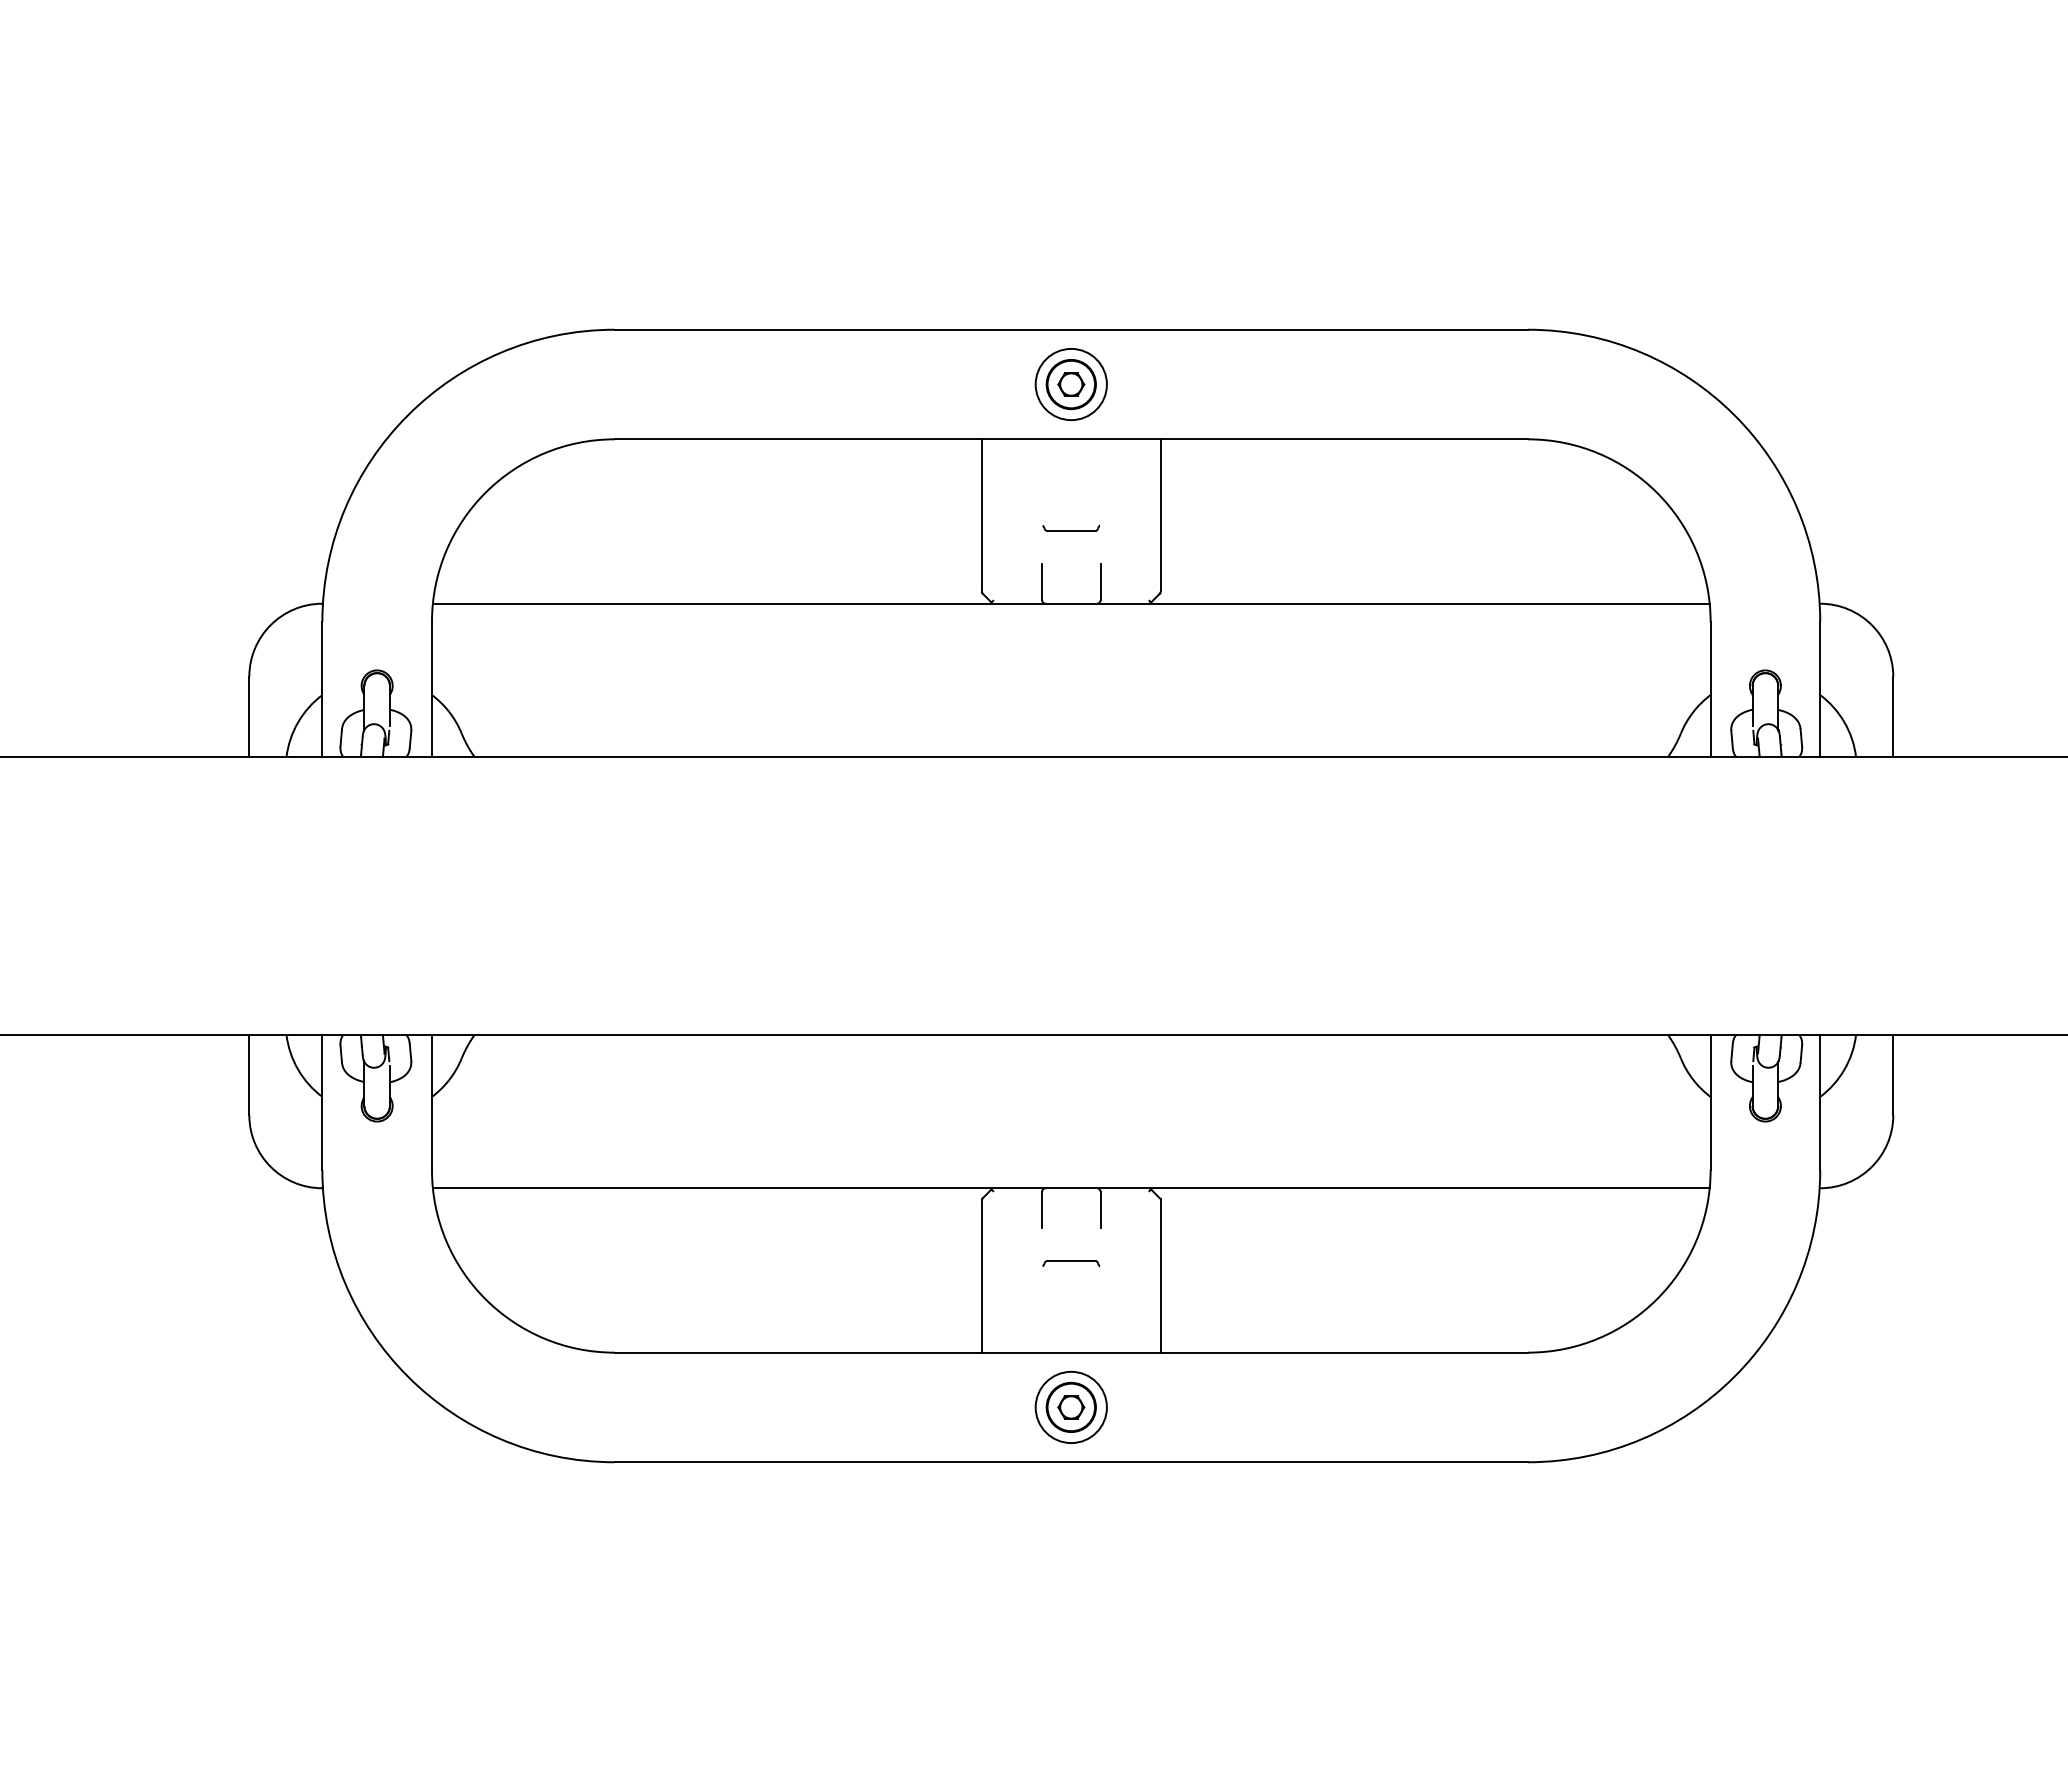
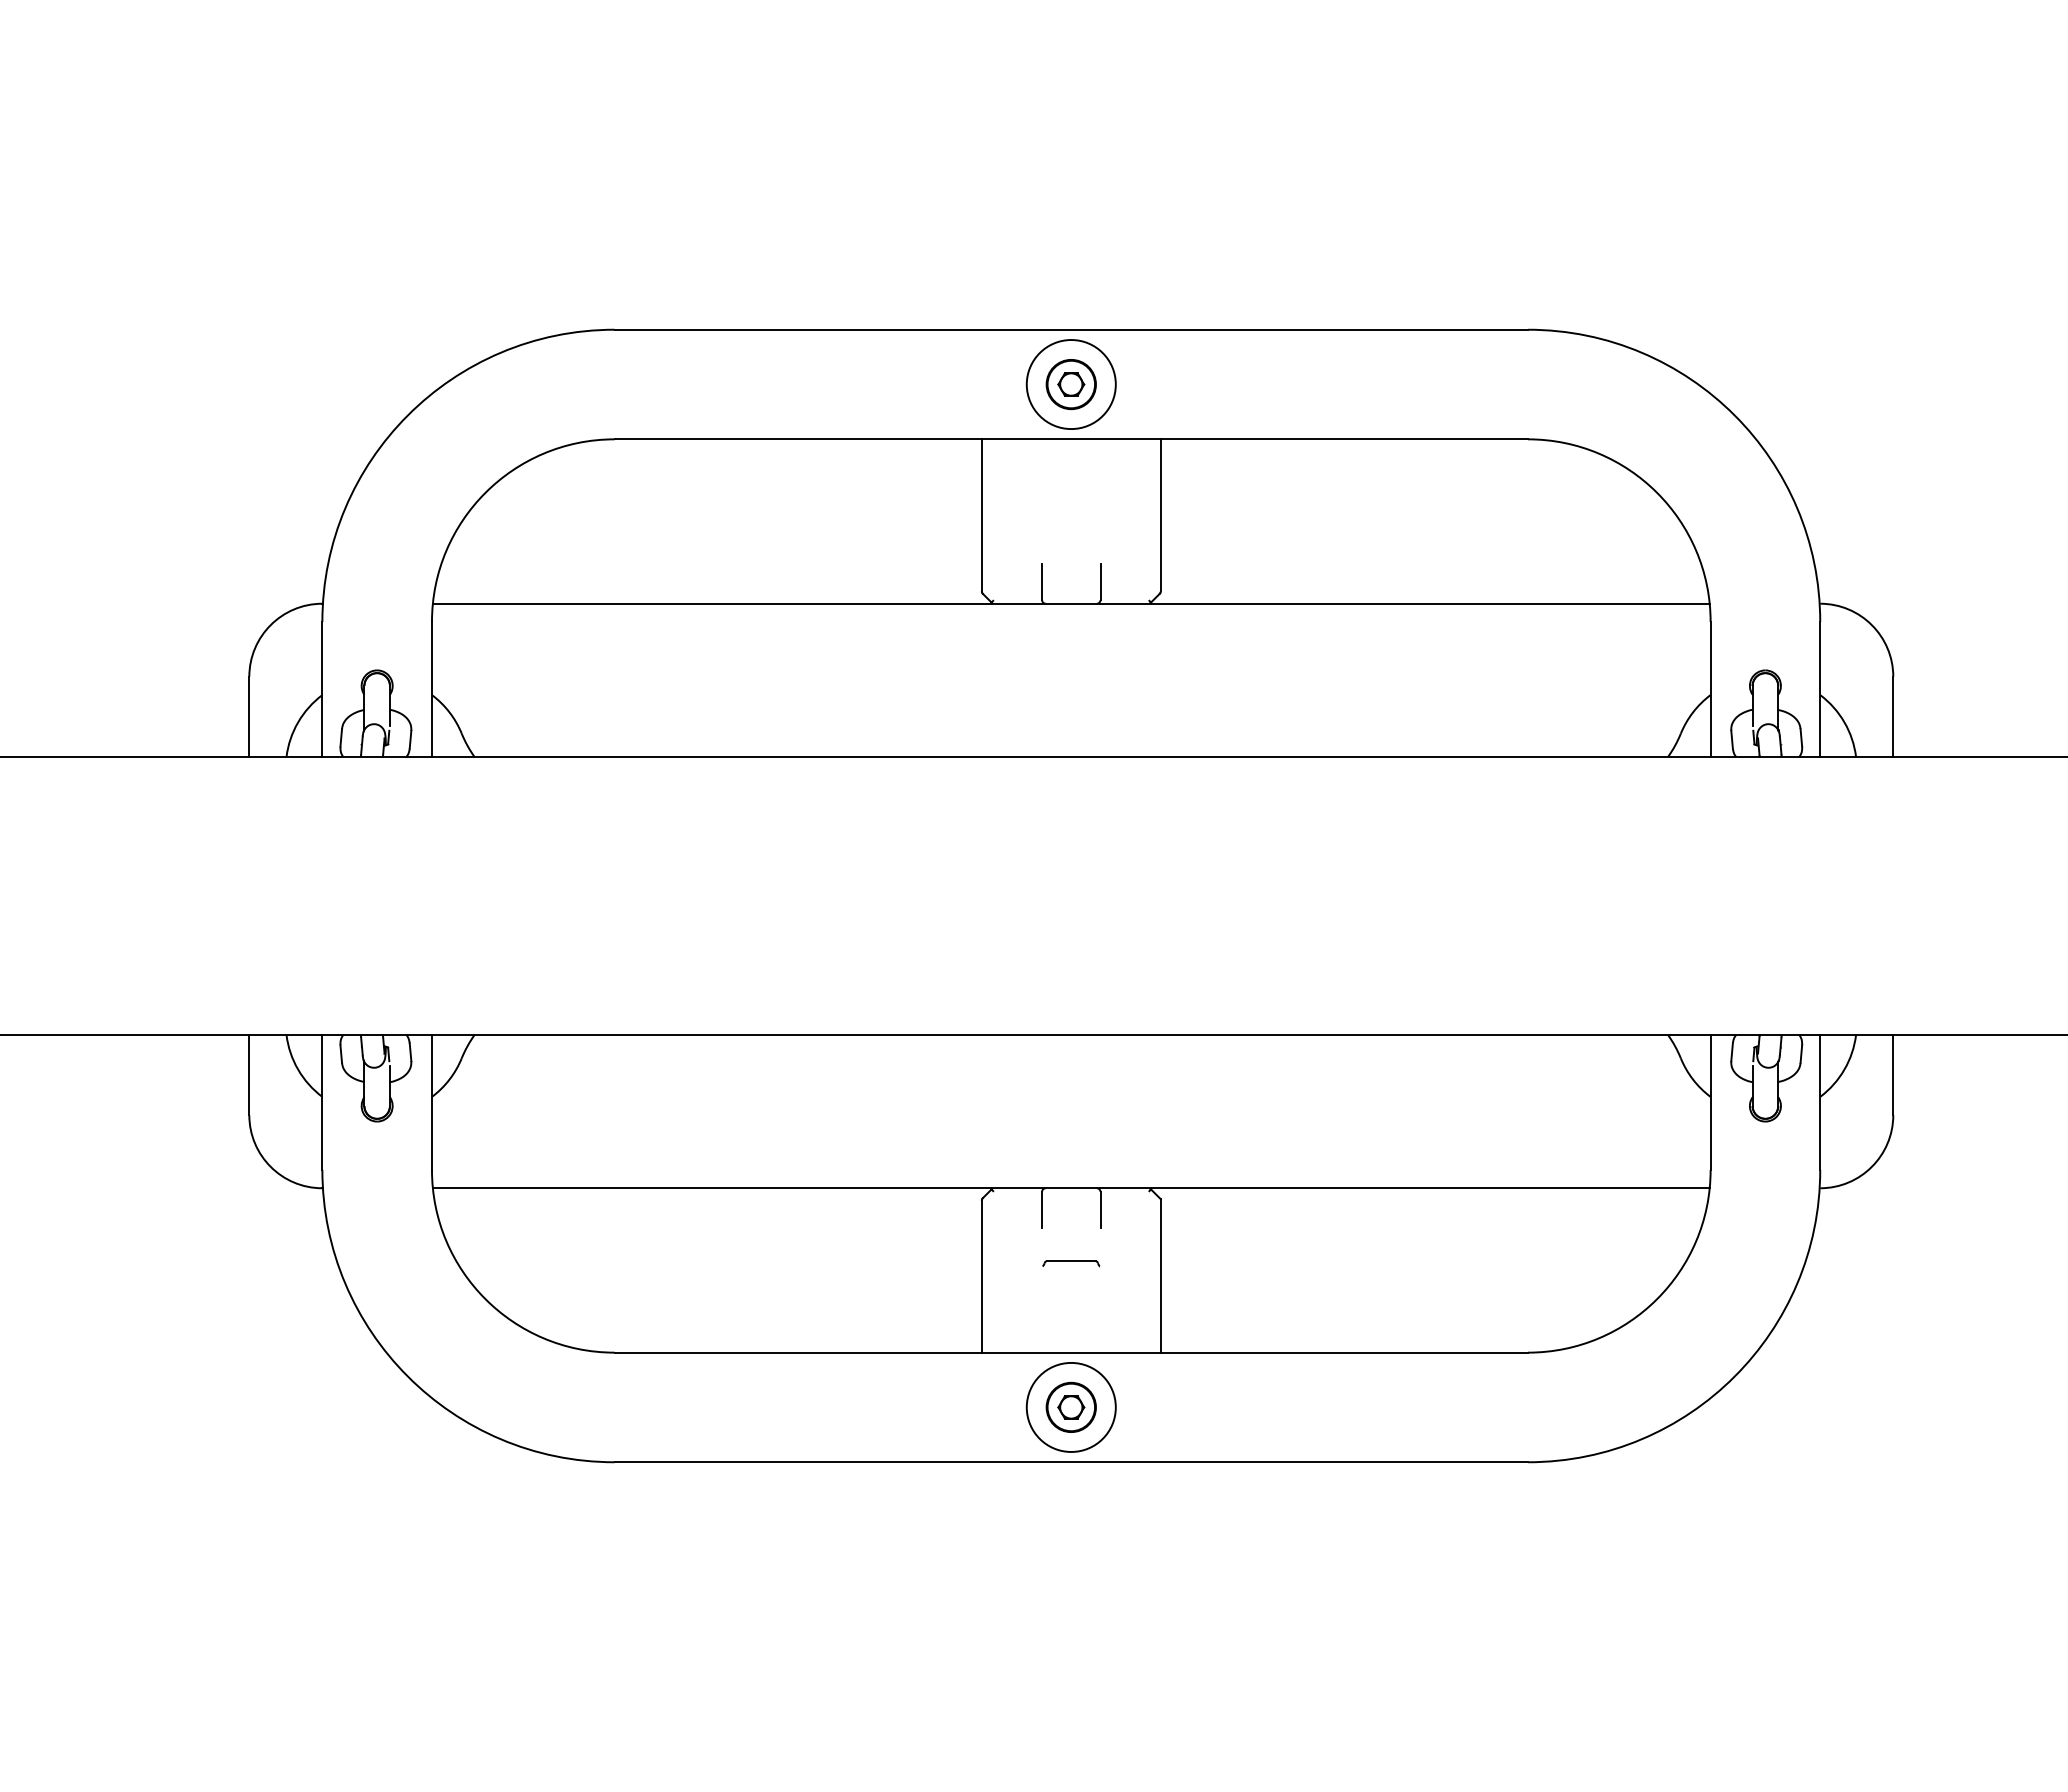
circle diameter: 71 px -> 89 px (1070, 384)
part: present -> none (1071, 527)
circle diameter: 71 px -> 89 px (1070, 1406)
